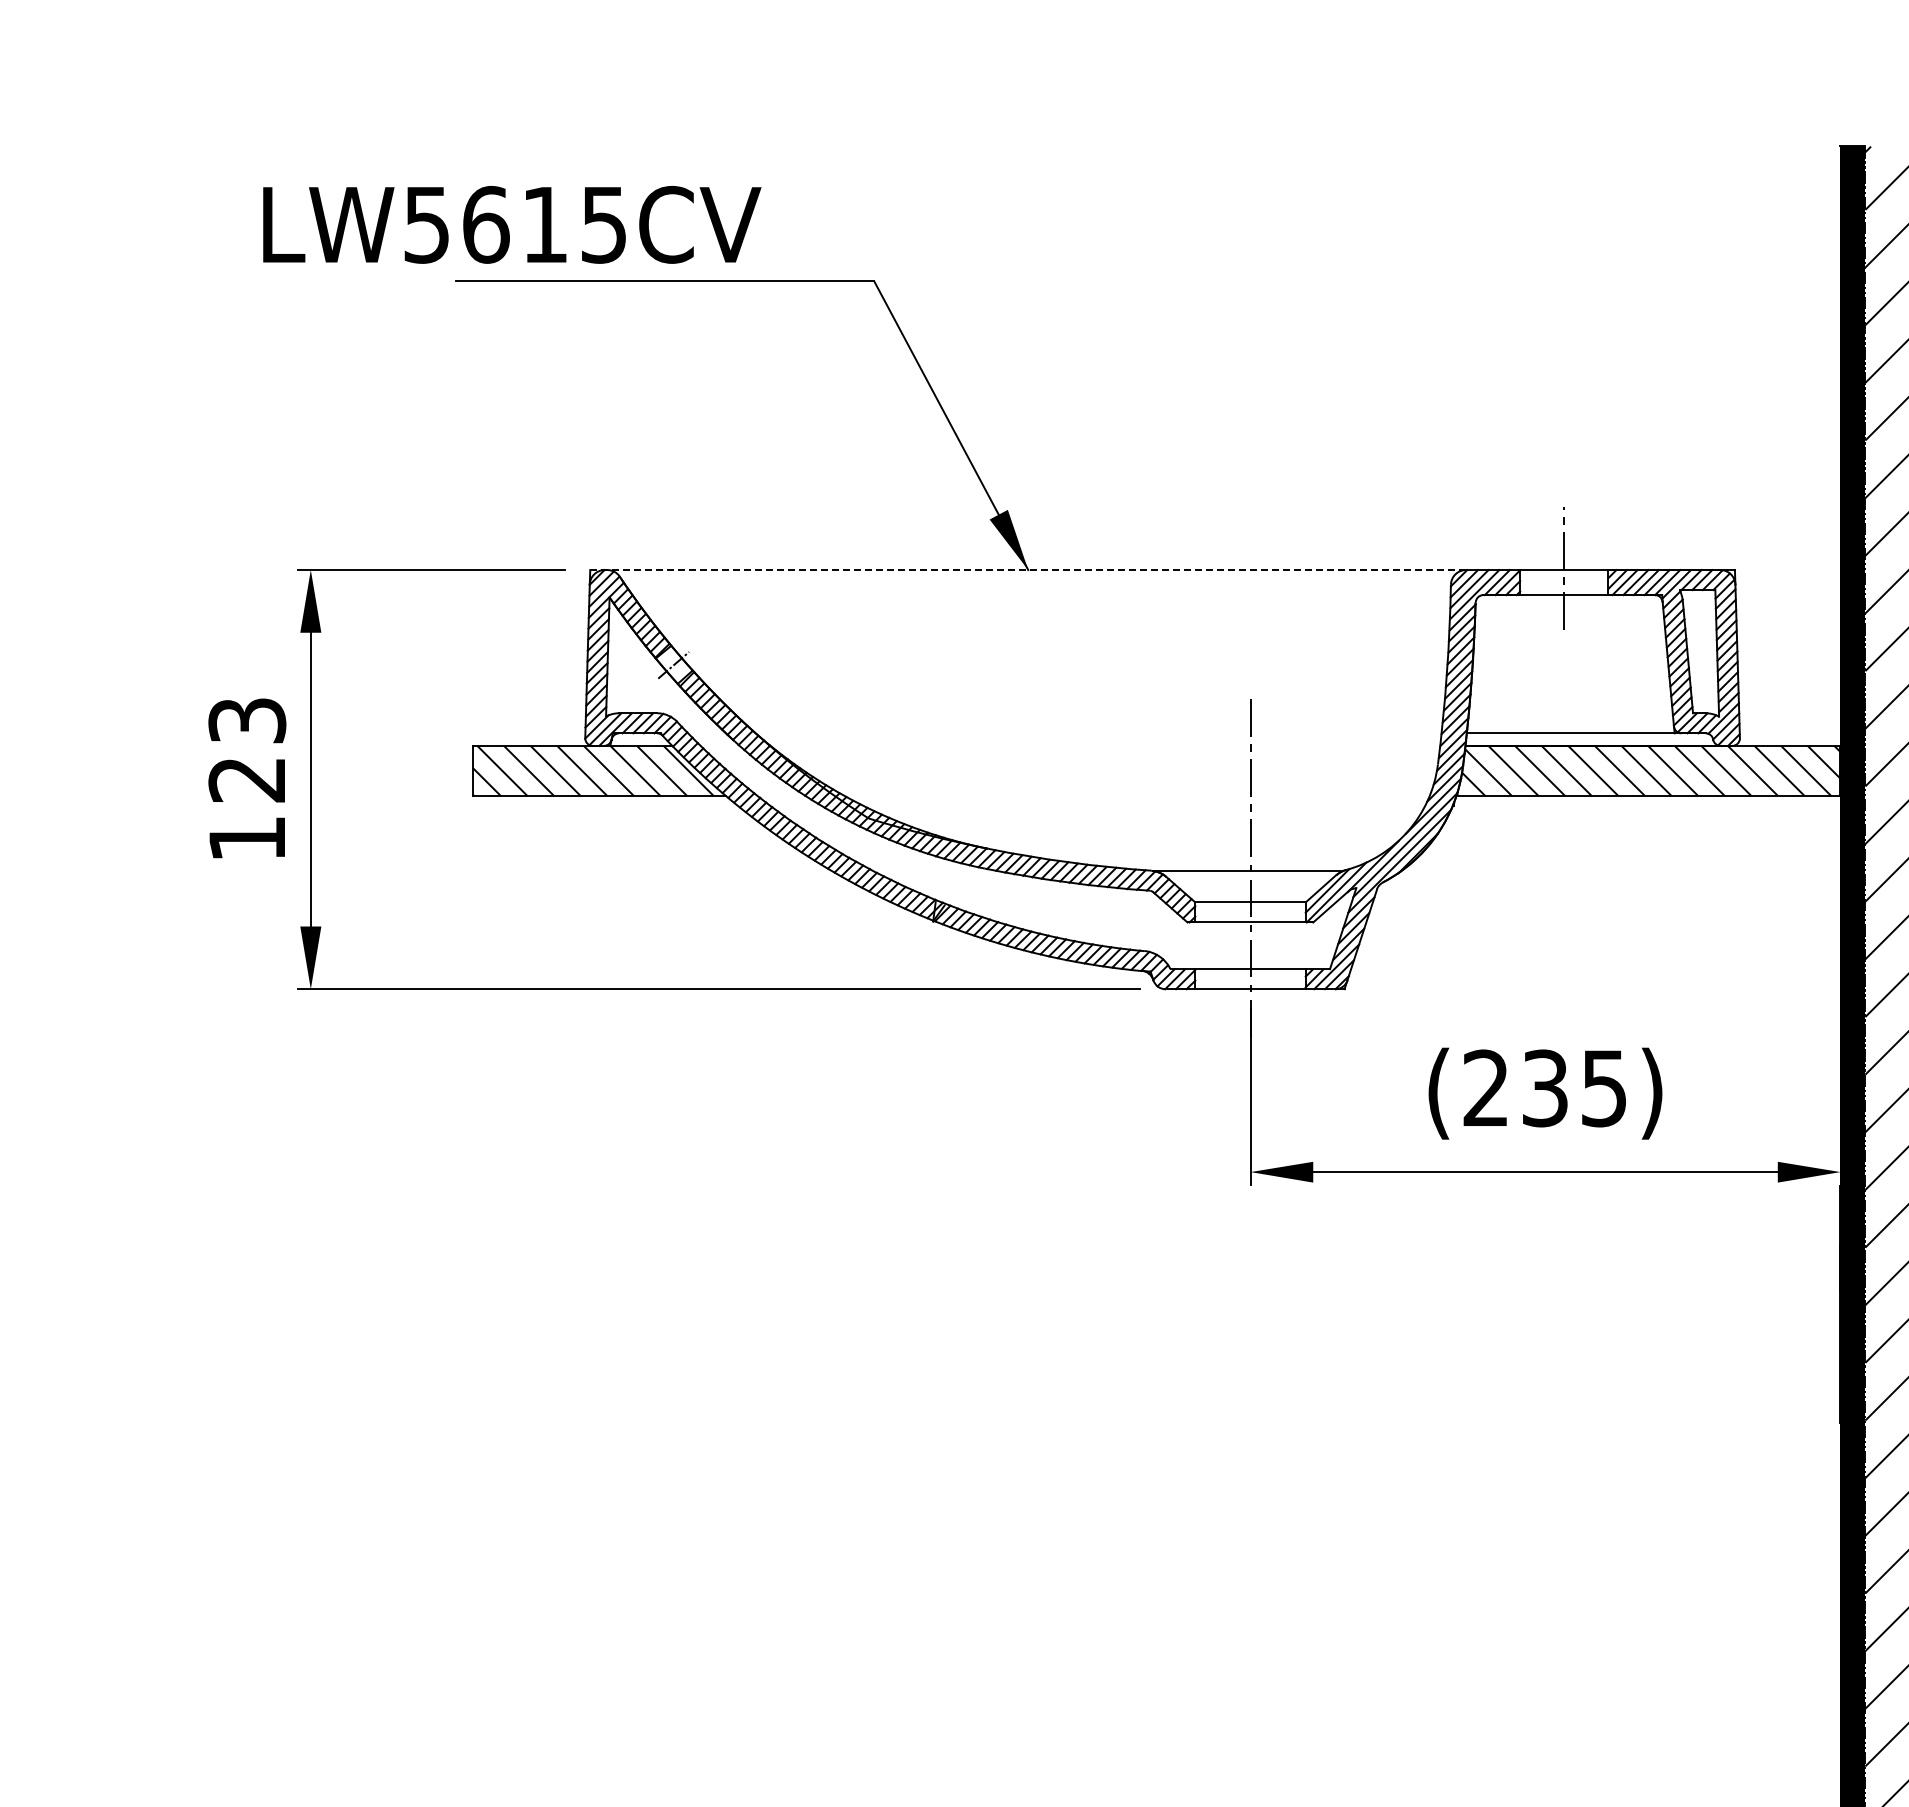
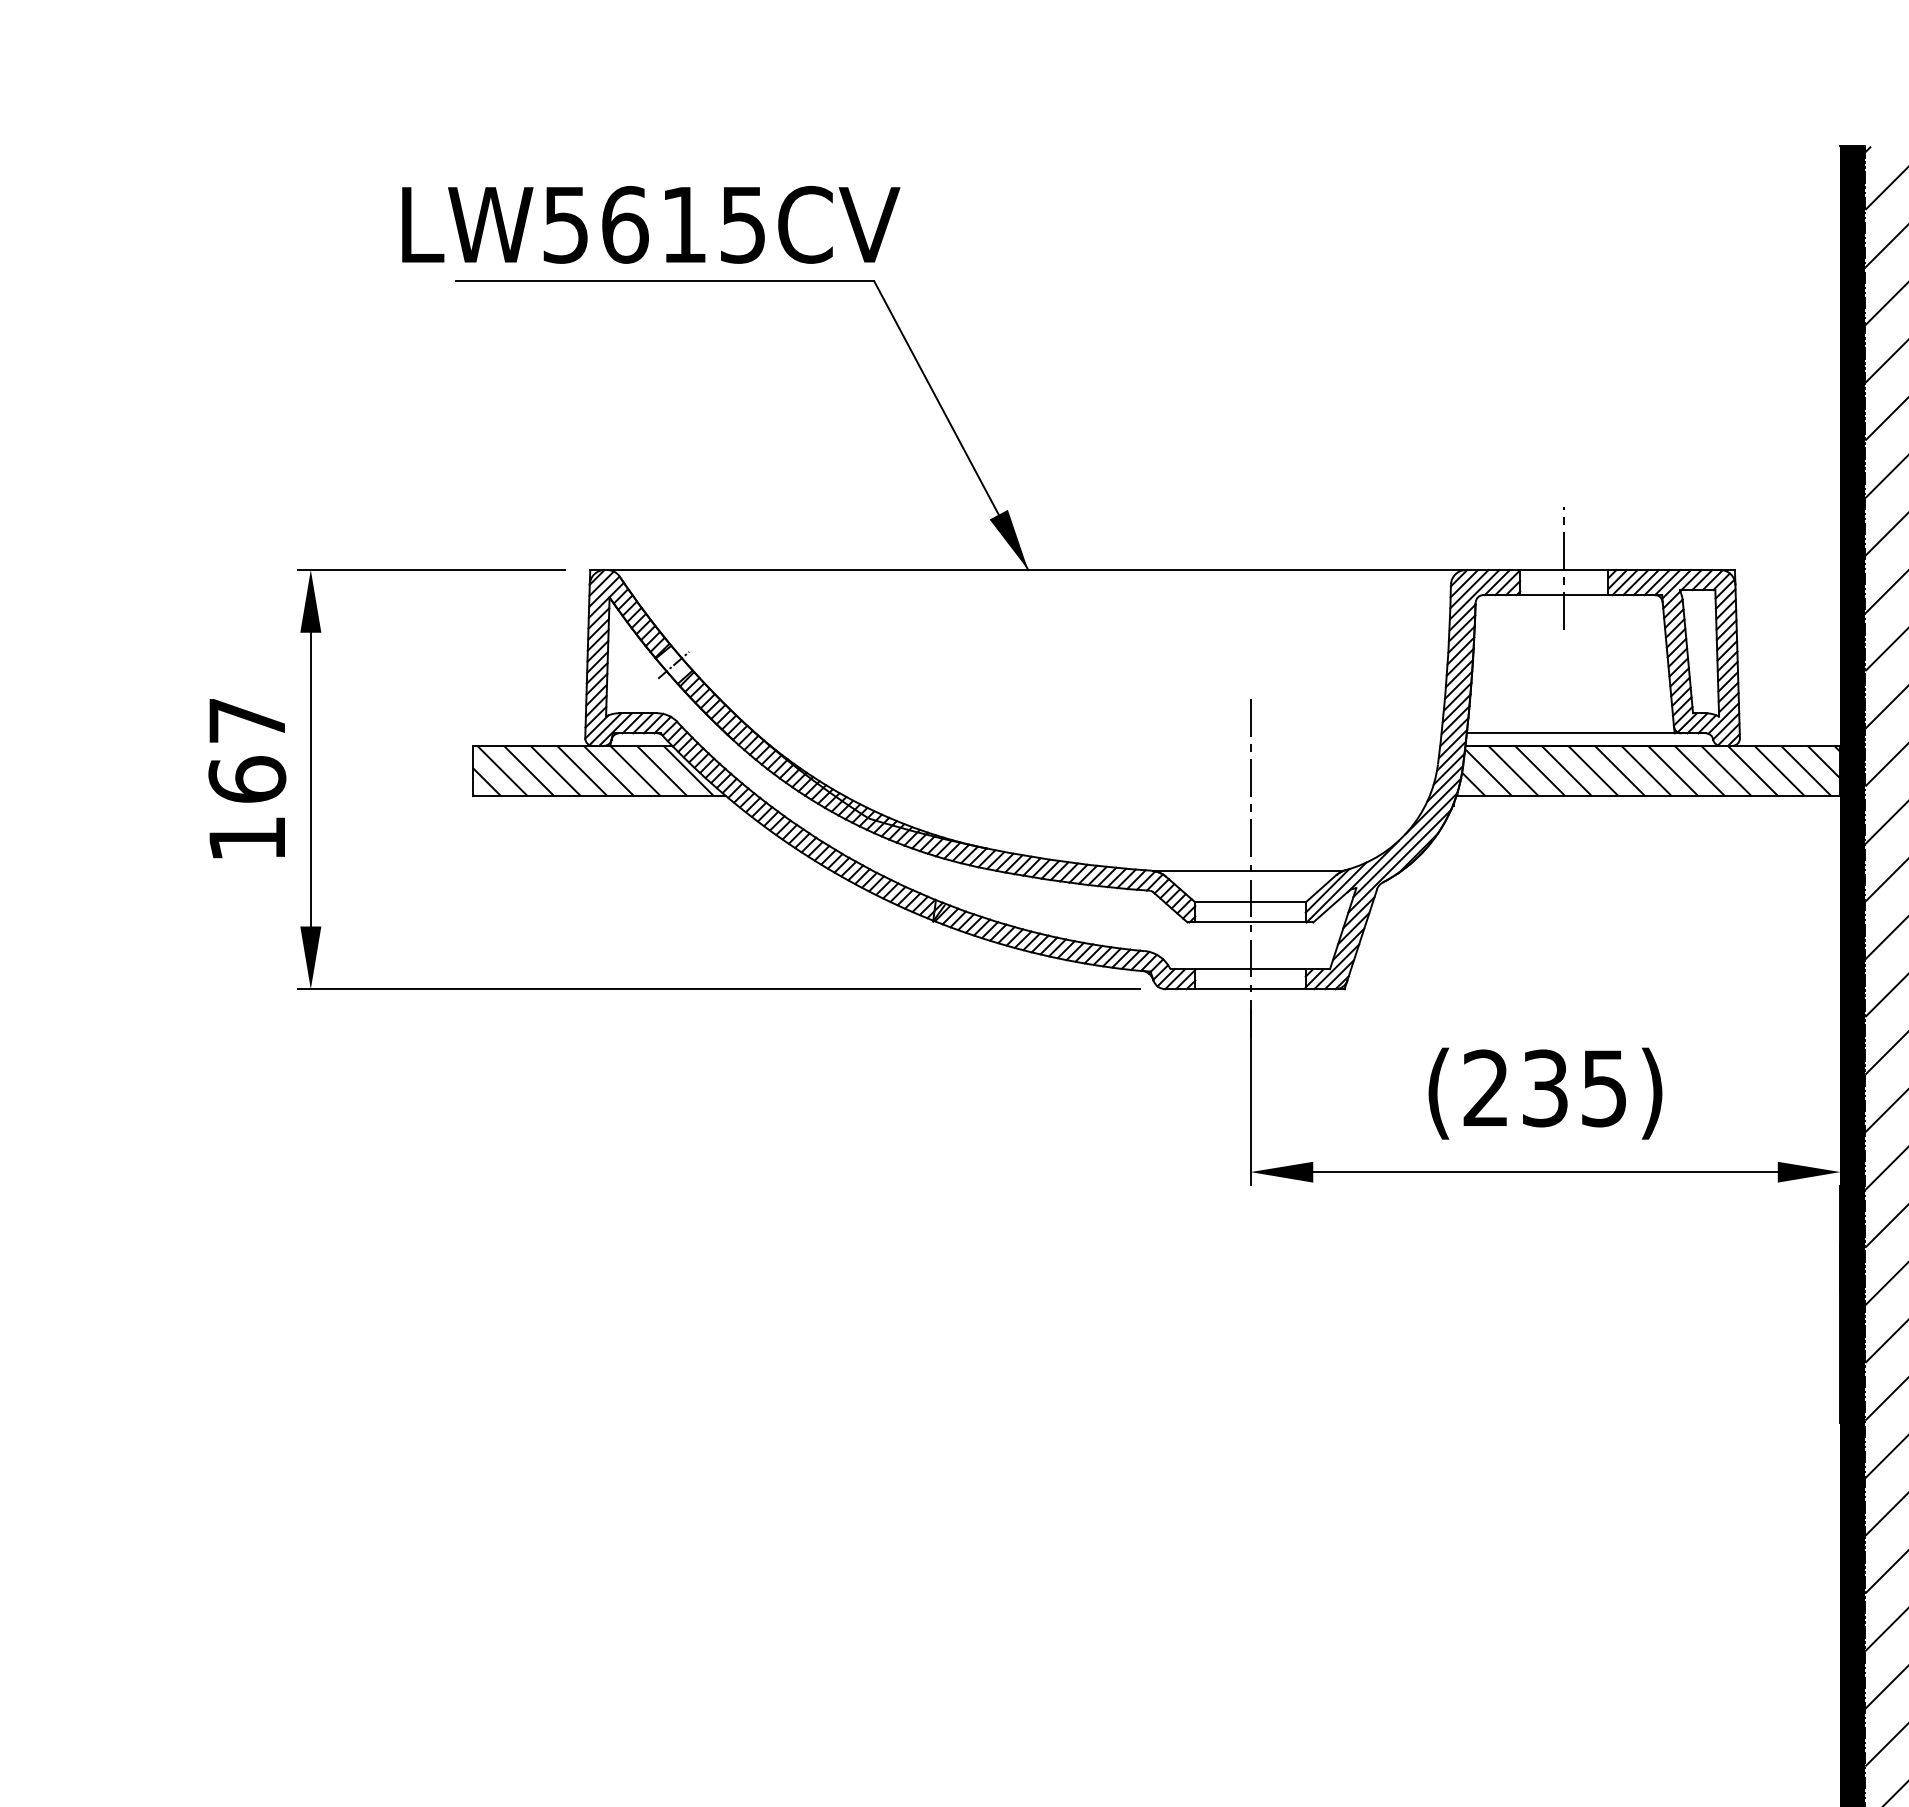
text position: (512, 224) -> (651, 224) (651, 224)
line: dashed -> solid (1028, 570)
text: 123 -> 167 (247, 750)
